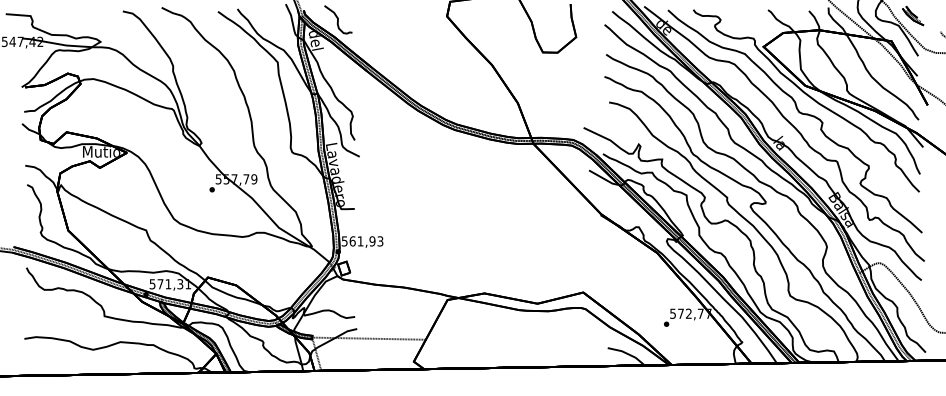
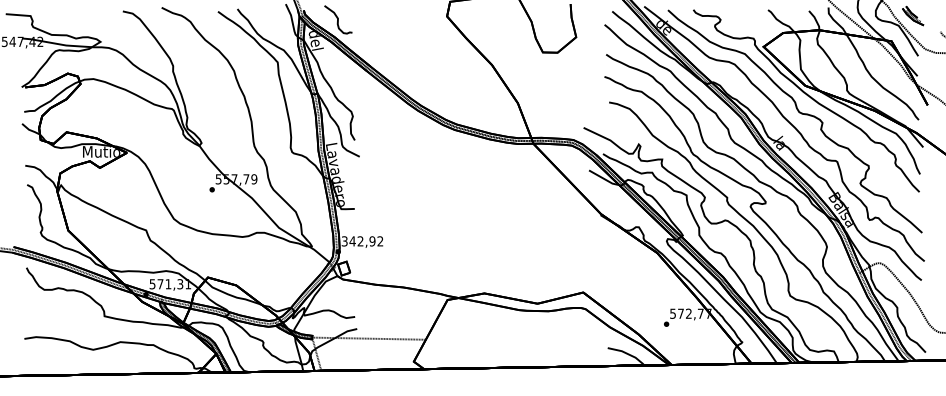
text: 561,93 -> 342,92 (362, 241)
